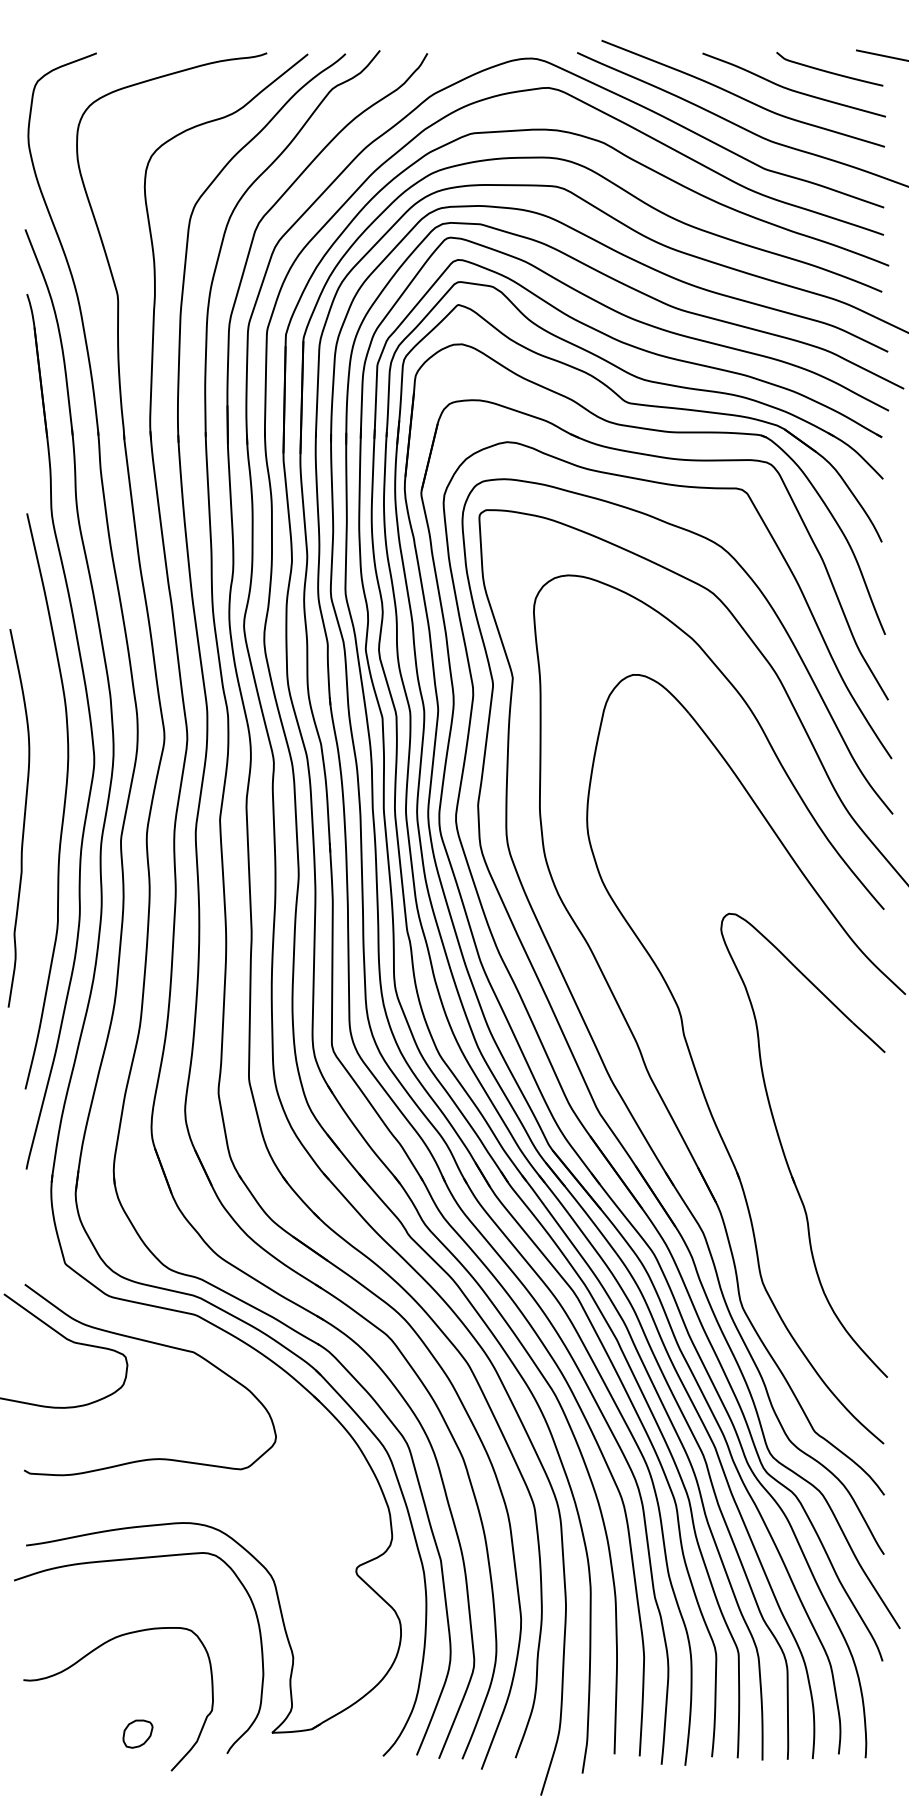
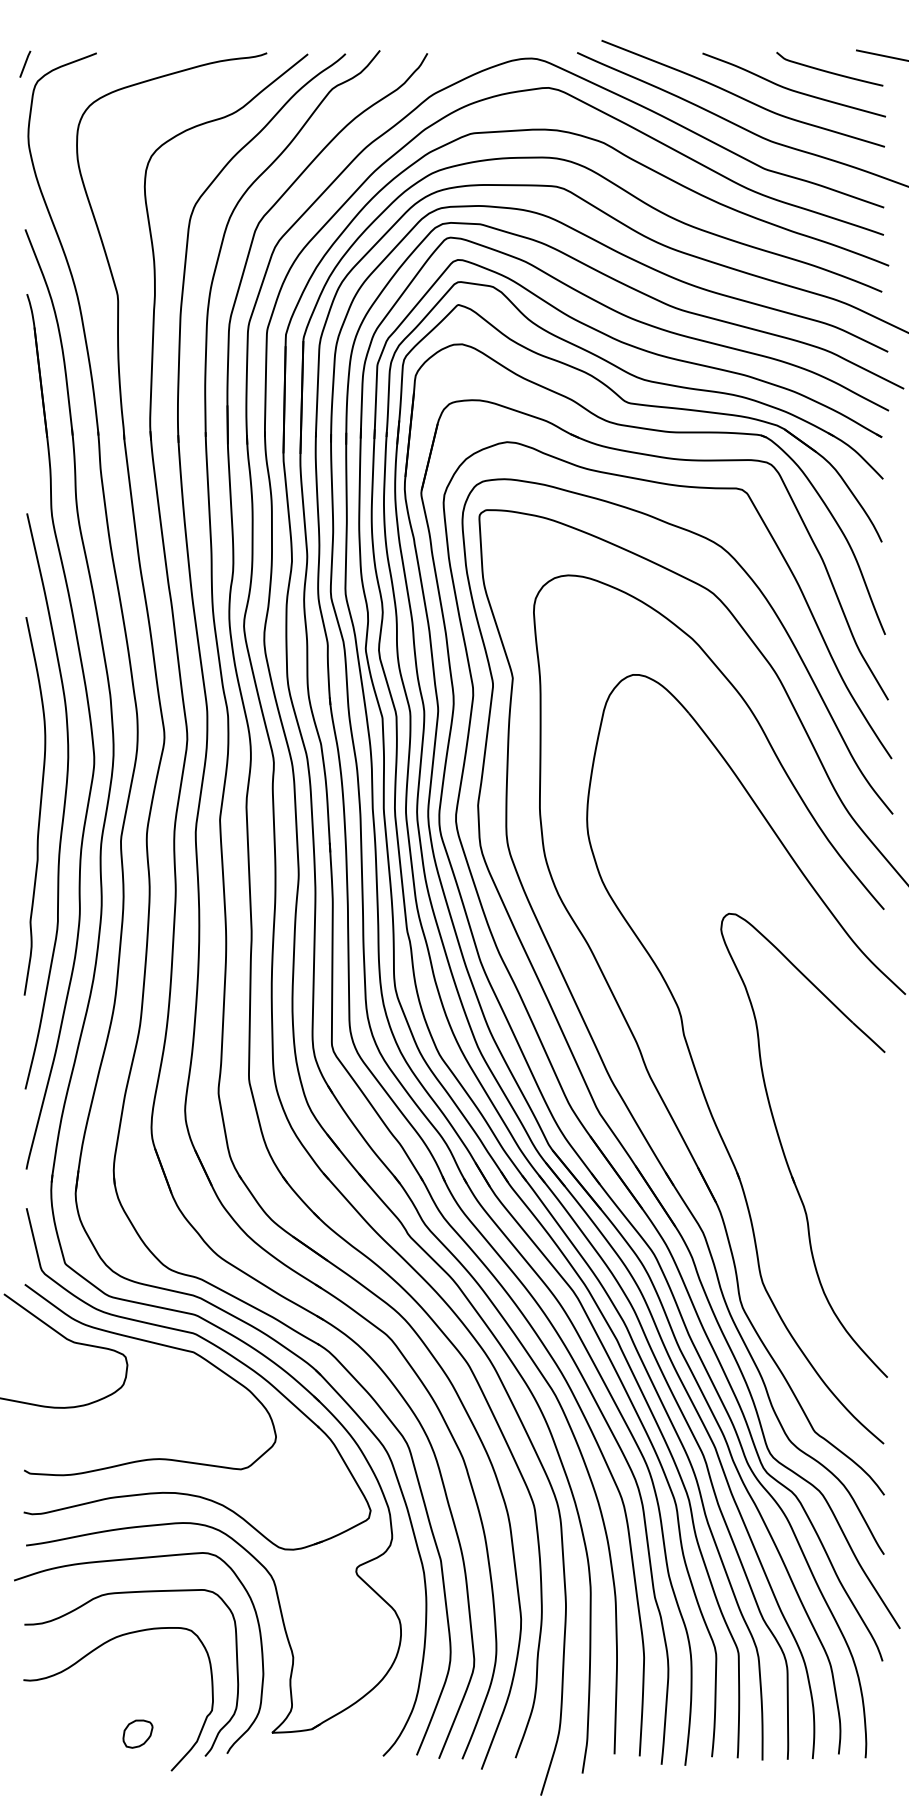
line: none -> present (25, 63)
curve position: (23, 818) -> (39, 806) (39, 806)
part: none -> present (214, 1346)
curve: none -> present (131, 1593)
